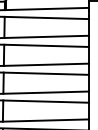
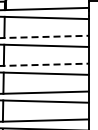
line: solid -> dashed (45, 36)
line: solid -> dashed (45, 64)
